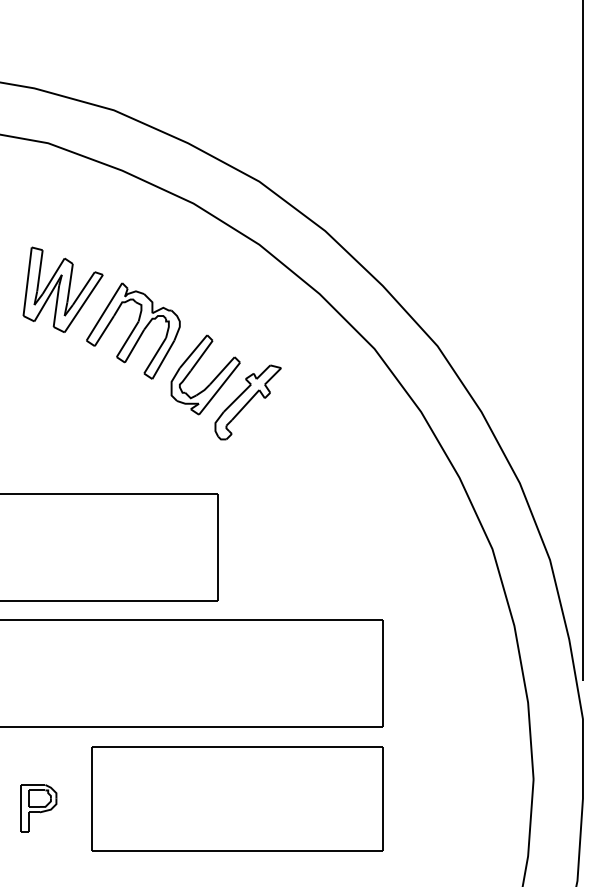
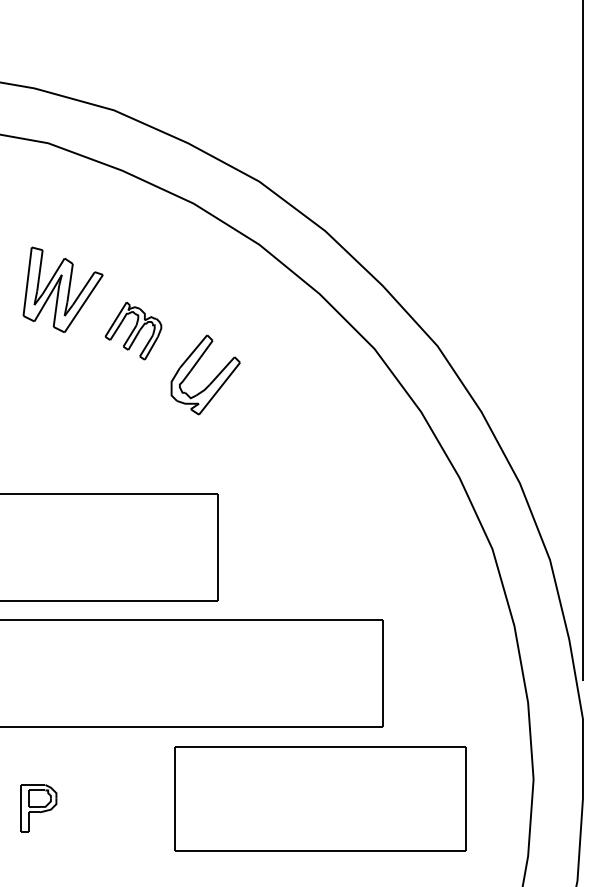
part size: 95x98 px -> 59x60 px (133, 330)
part: present -> none (247, 402)
part position: (237, 798) -> (320, 798) (320, 798)
